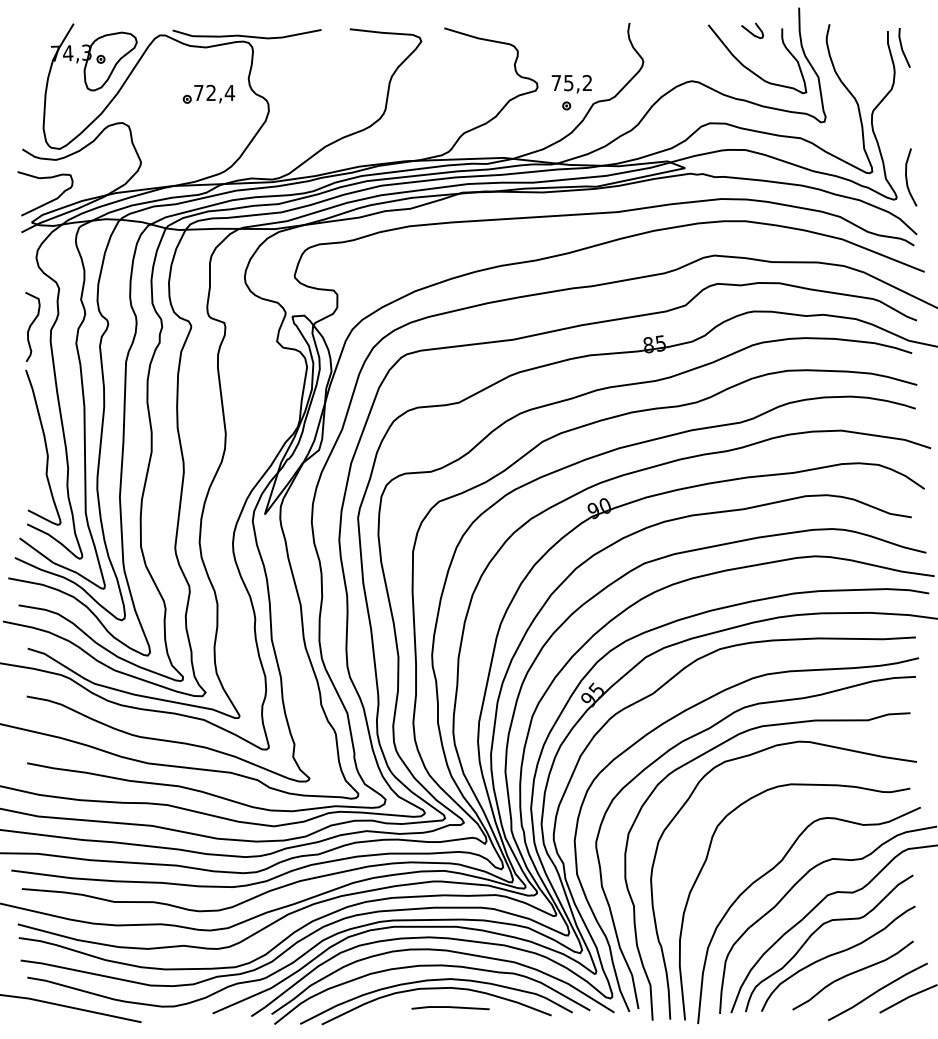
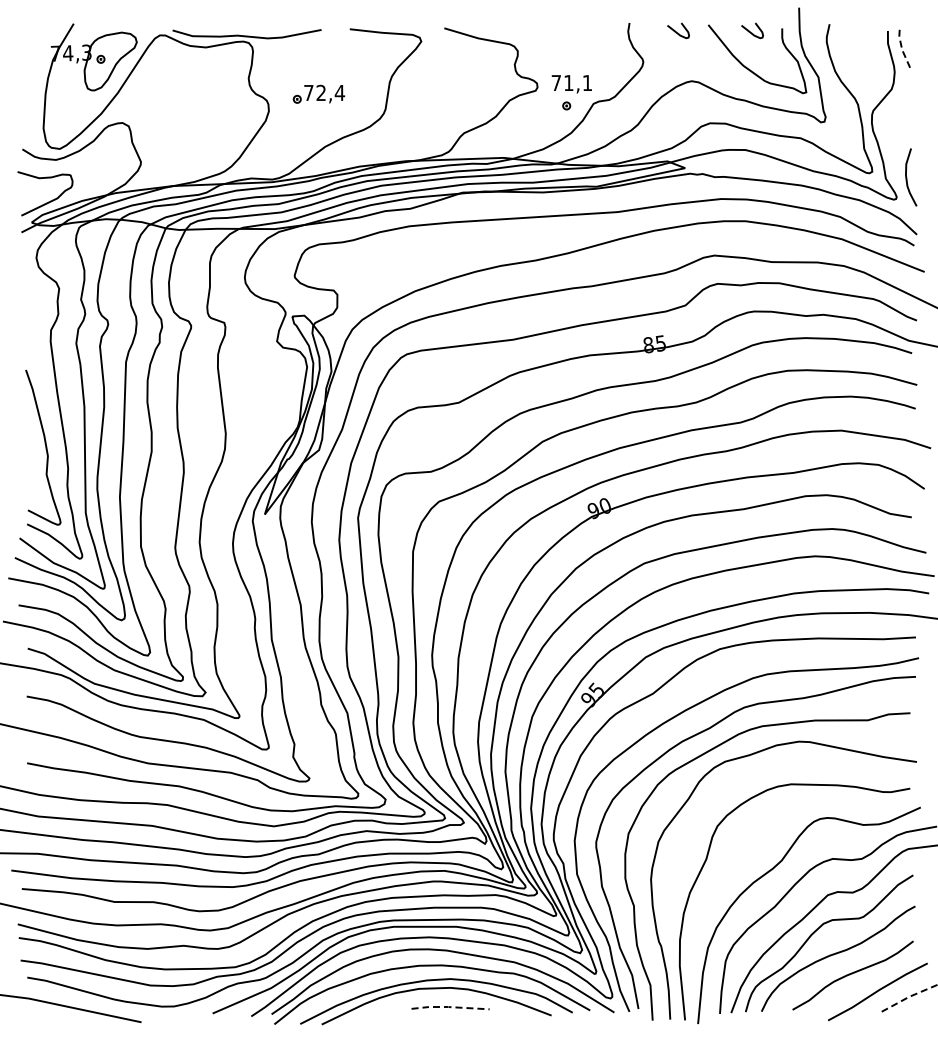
curve: none -> present (678, 32)
line: solid -> dashed (901, 48)
text: 75,2 -> 71,1 (577, 82)
part position: (208, 93) -> (318, 93) (318, 93)
curve: present -> none (31, 326)
line: solid -> dashed (908, 997)
line: solid -> dashed (449, 1007)
